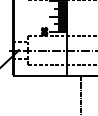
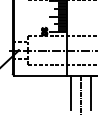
line: none -> present (71, 92)
line: none -> present (91, 92)
